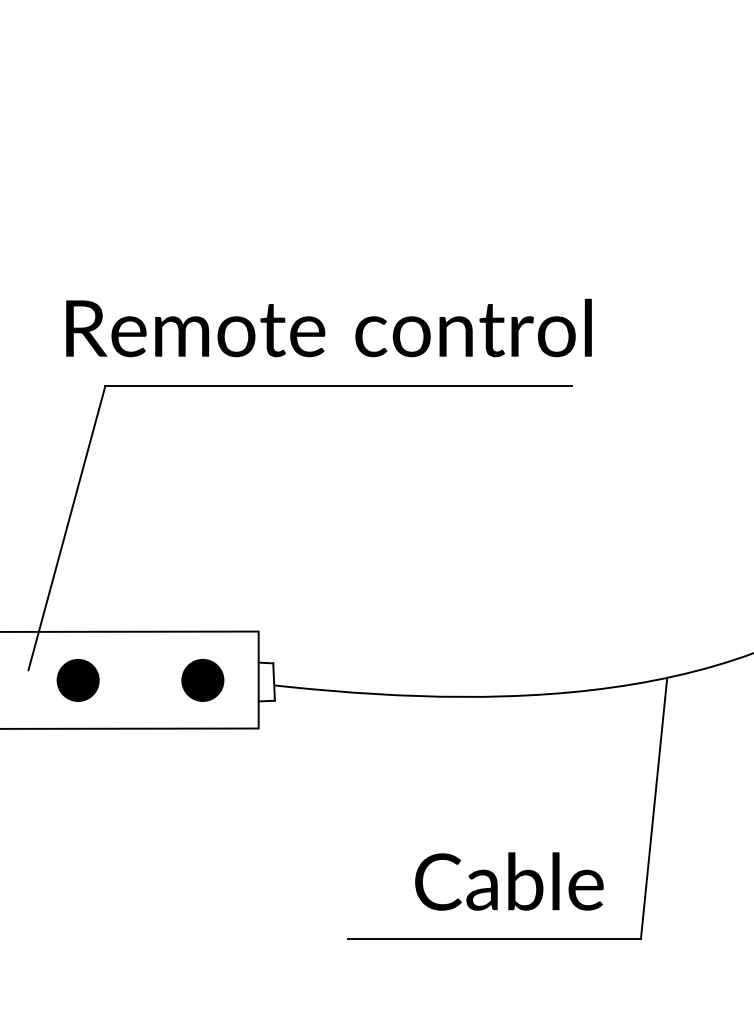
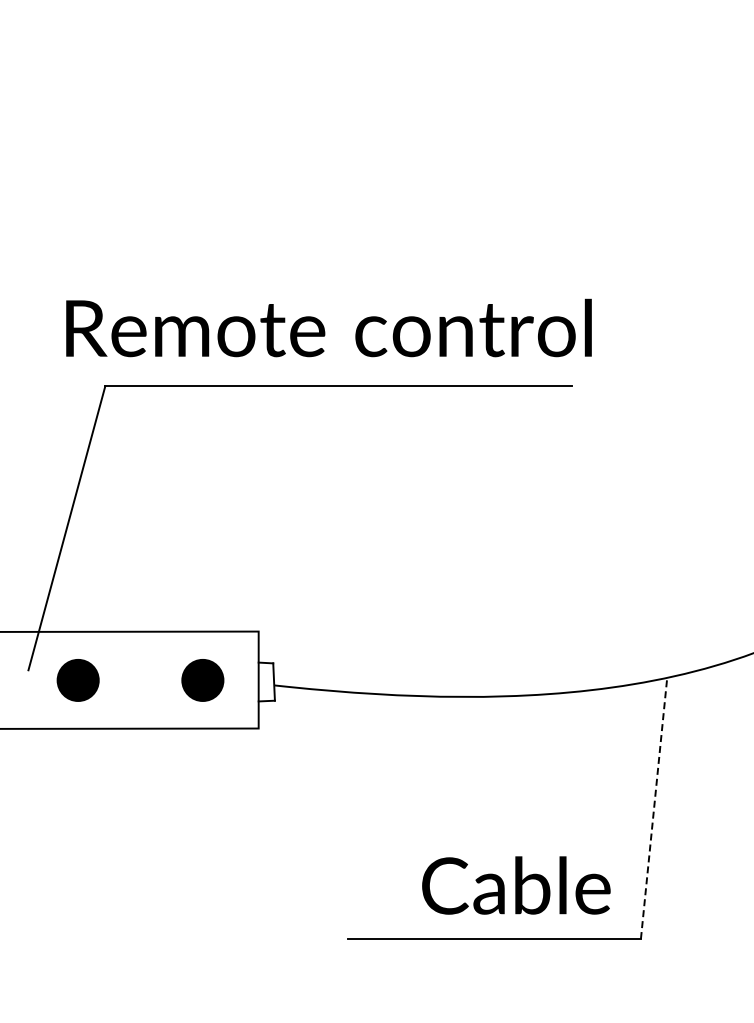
line: solid -> dashed (654, 807)
text position: (509, 881) -> (516, 885) (516, 885)
